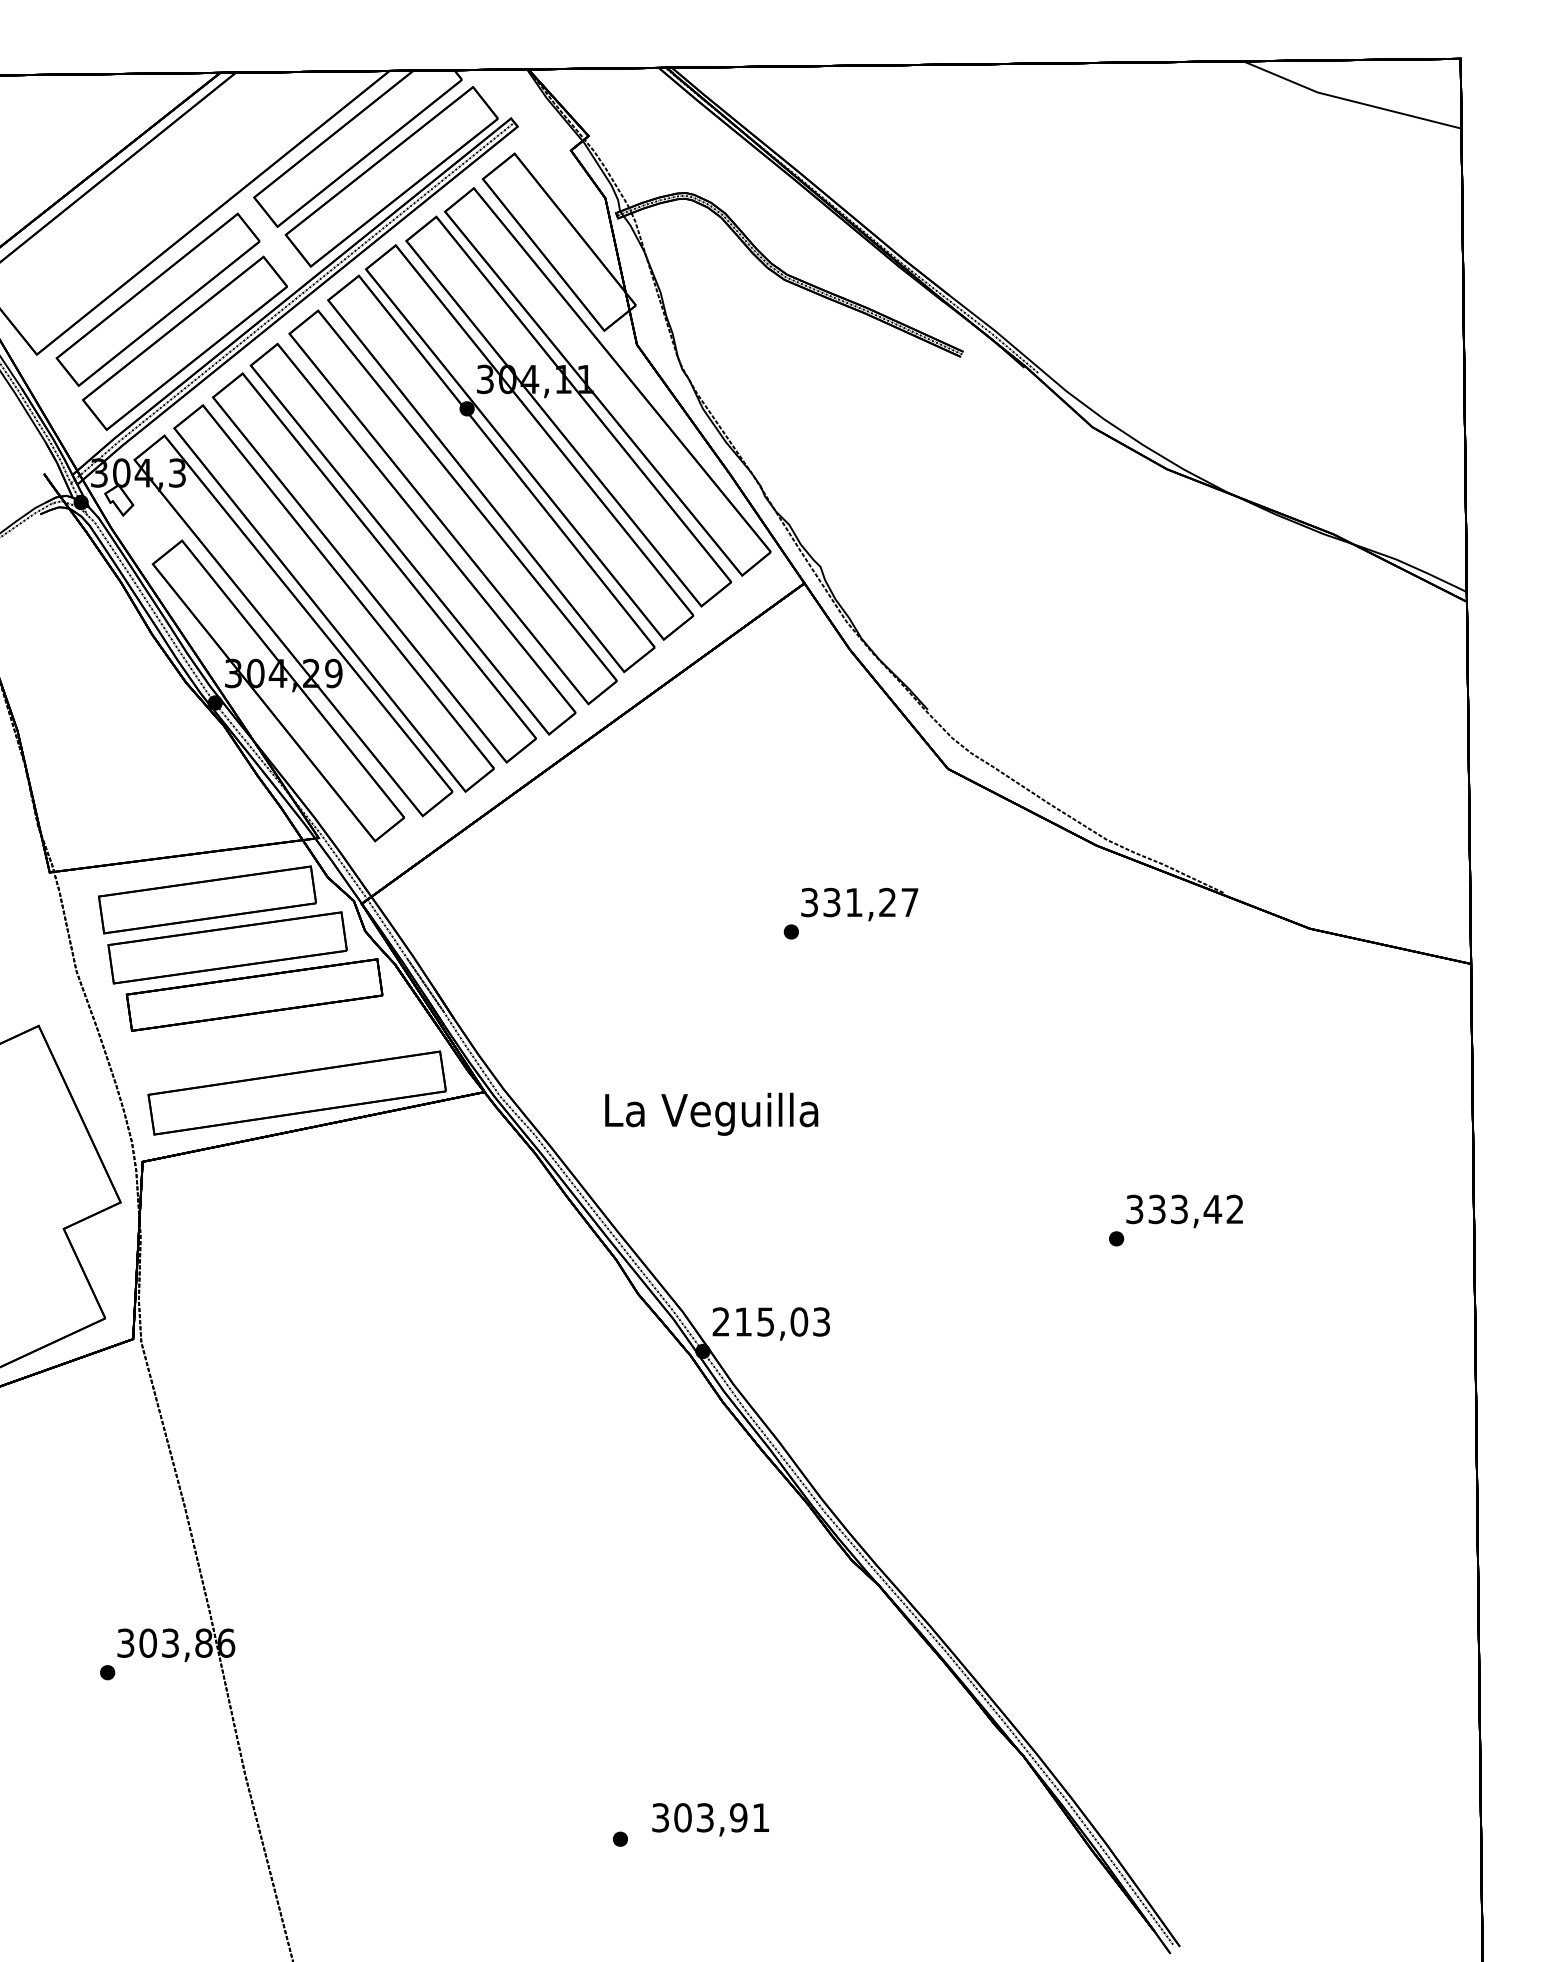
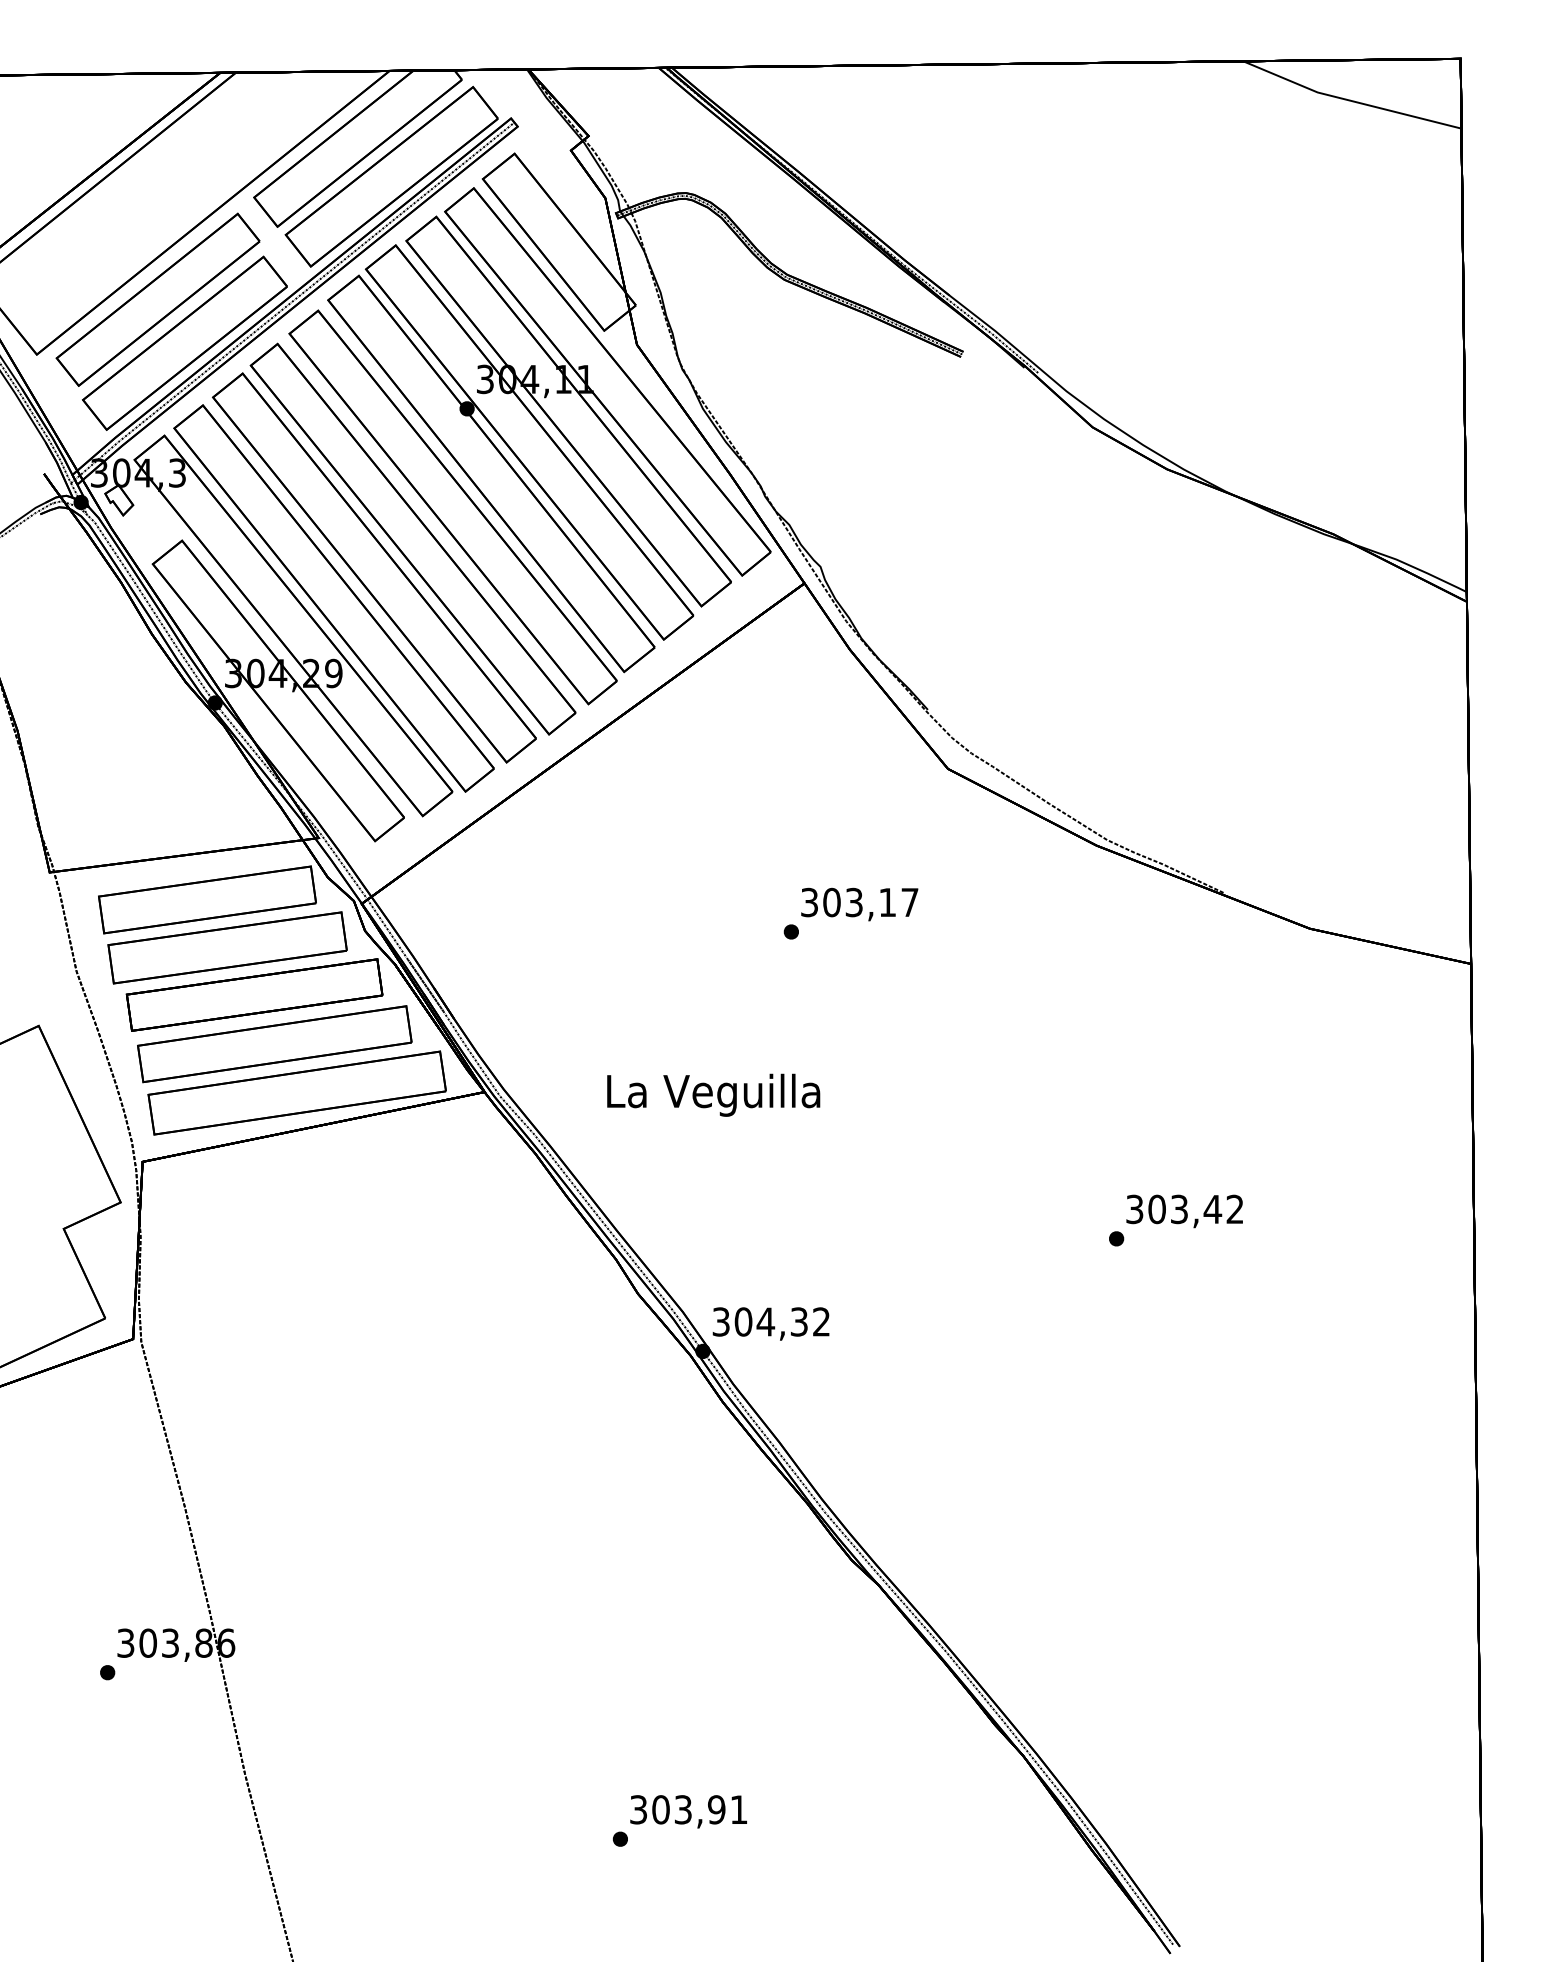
text: 331,27 -> 303,17 (859, 902)
part: none -> present (274, 1044)
text position: (711, 1113) -> (713, 1094) (713, 1094)
text: 333,42 -> 303,42 (1156, 1209)
text: 215,03 -> 304,32 (770, 1321)
text position: (710, 1819) -> (688, 1811) (688, 1811)
